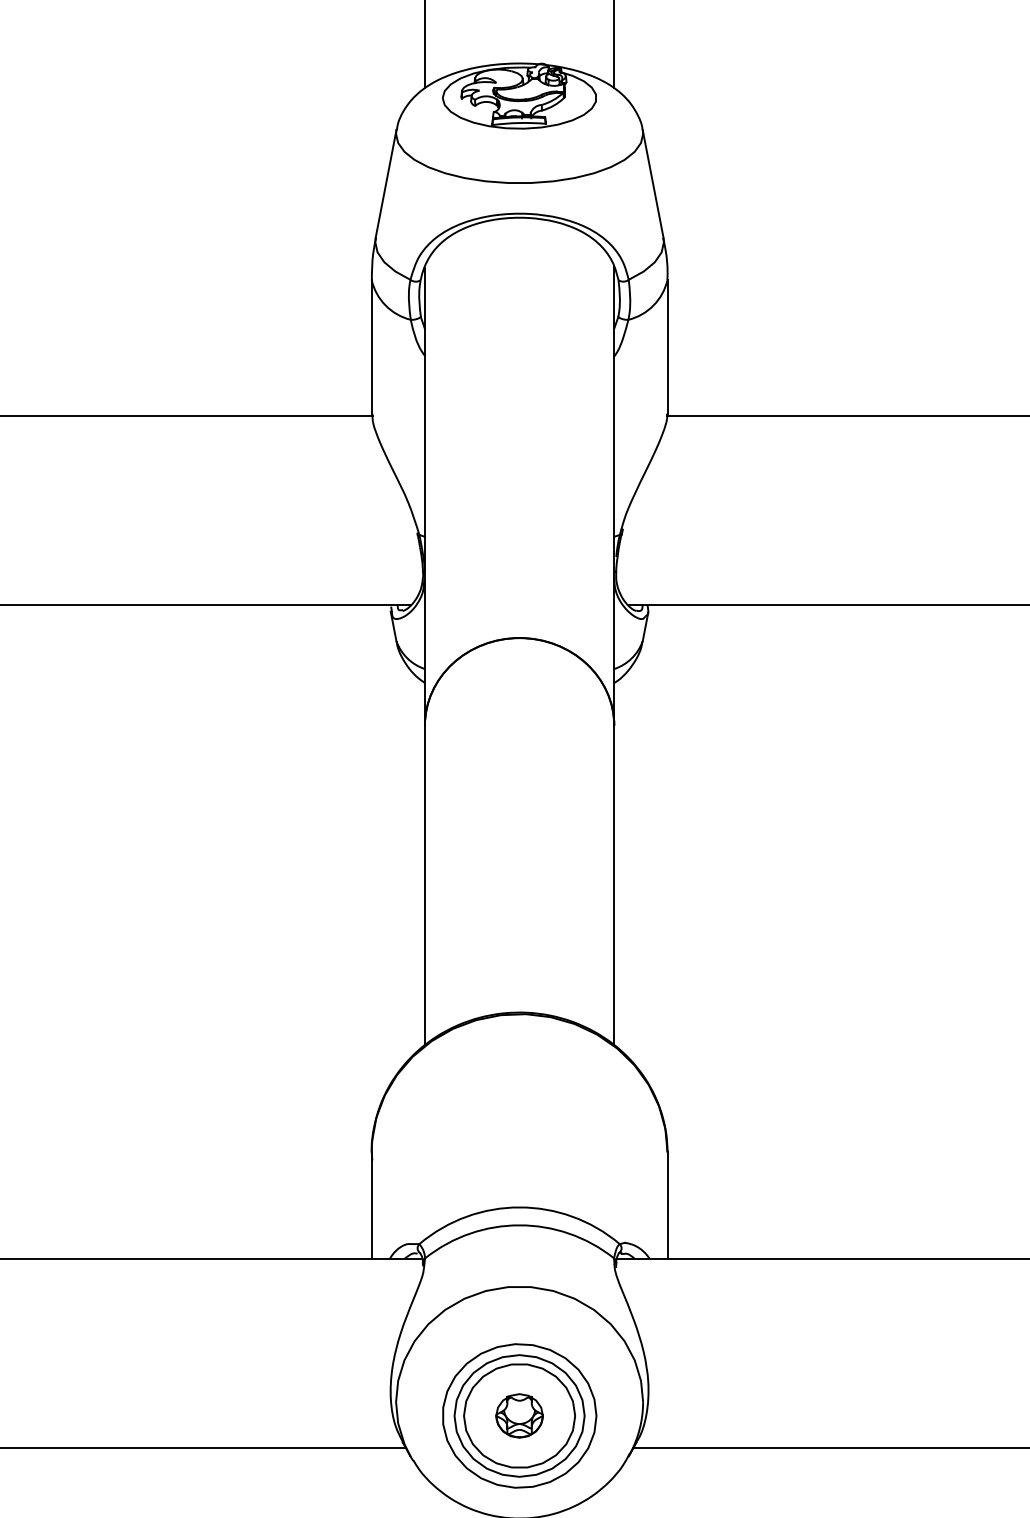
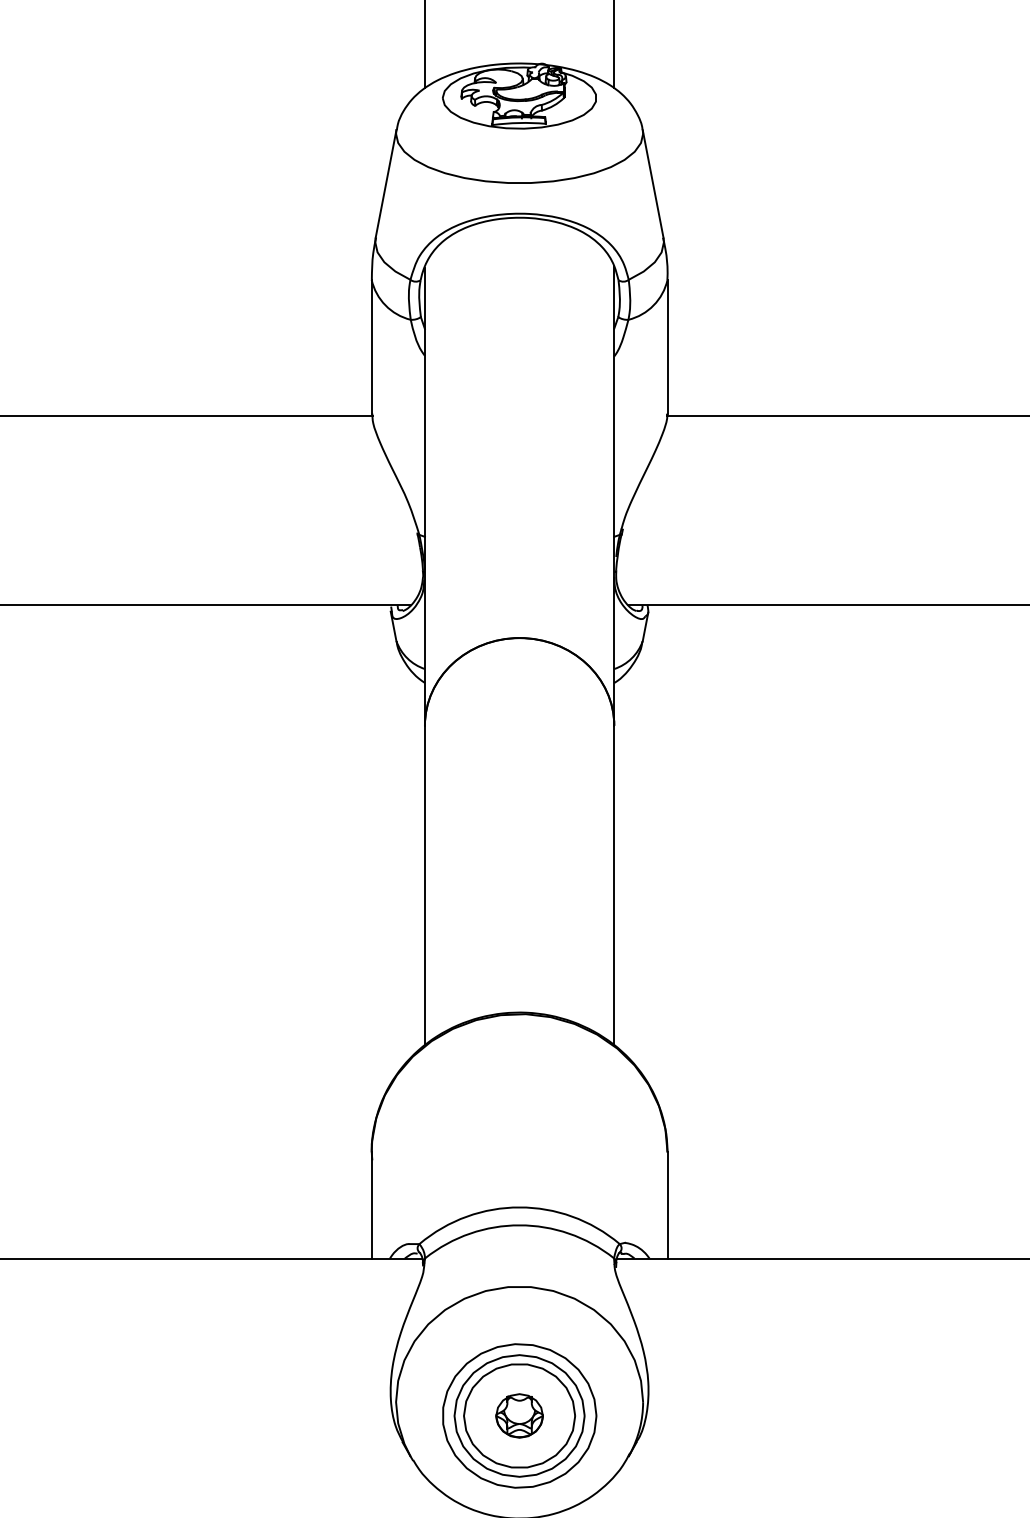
line: present -> none (203, 1447)
line: present -> none (829, 1447)
